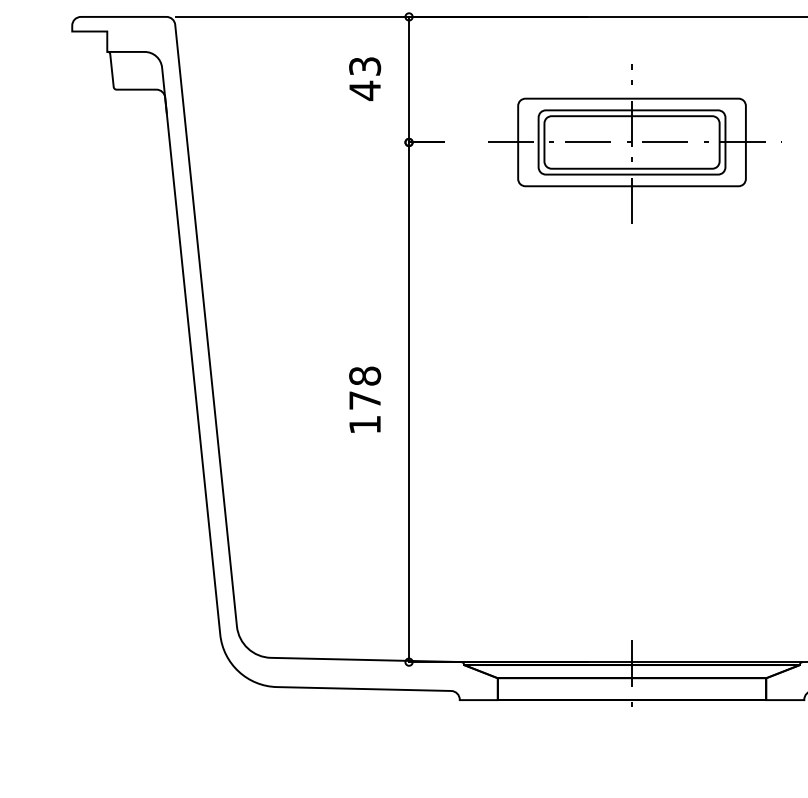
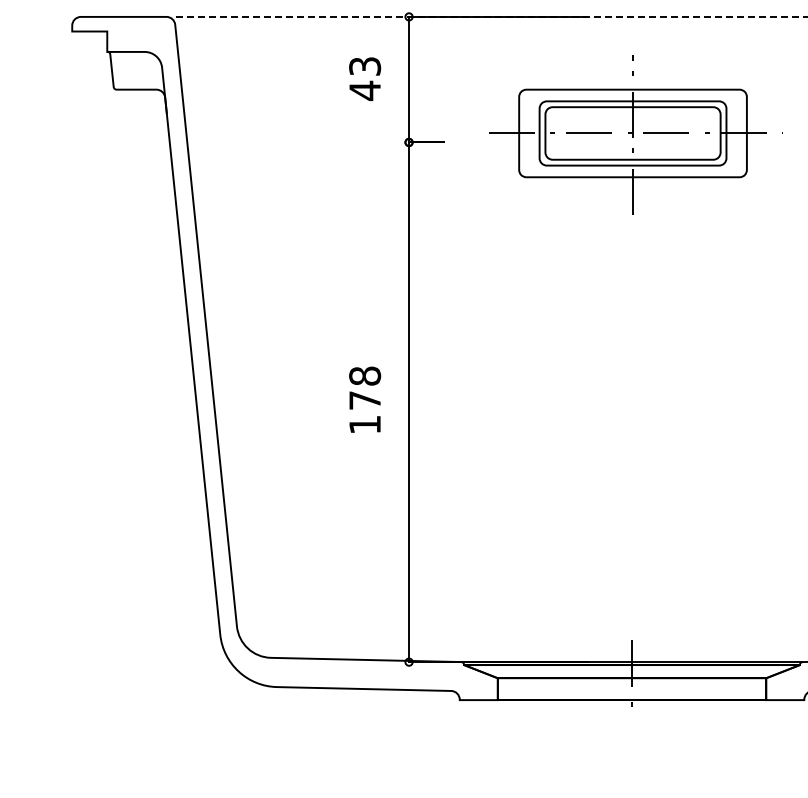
line: solid -> dashed (491, 16)
part position: (634, 143) -> (635, 134) (635, 134)
